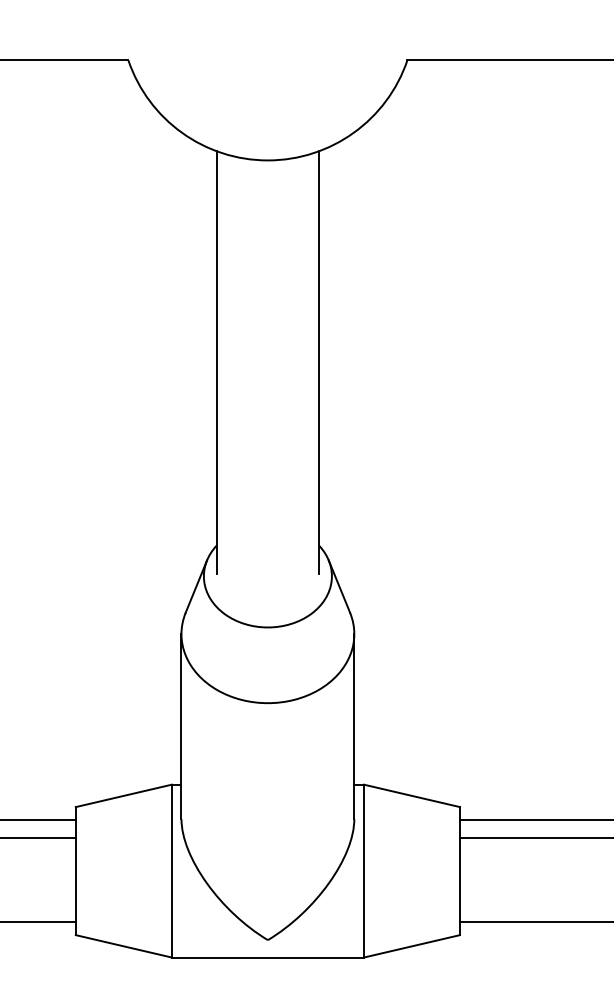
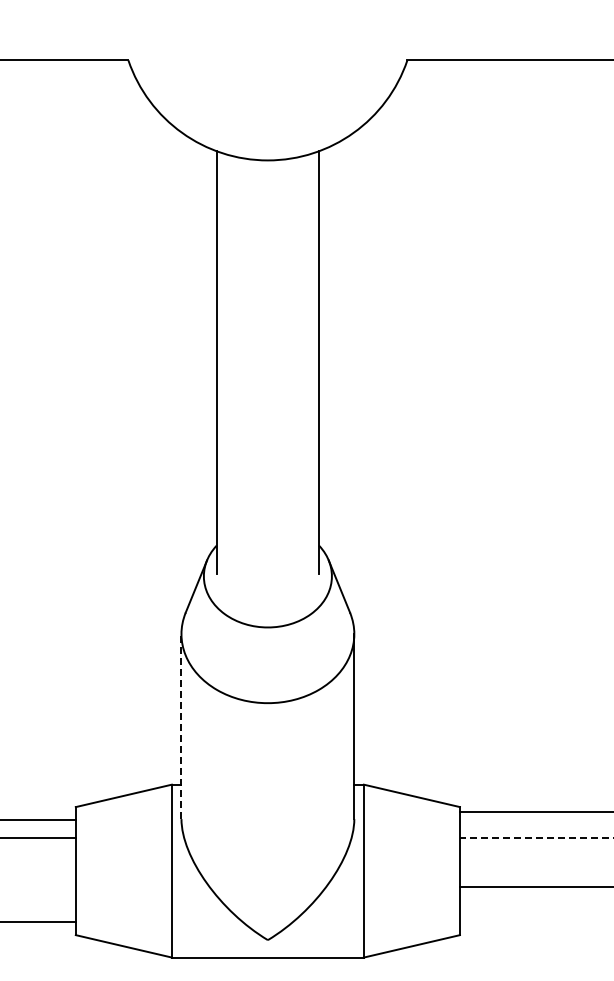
line: solid -> dashed (181, 726)
line position: (534, 819) -> (534, 811) (534, 811)
line: solid -> dashed (536, 838)
line position: (534, 921) -> (534, 886) (534, 886)
